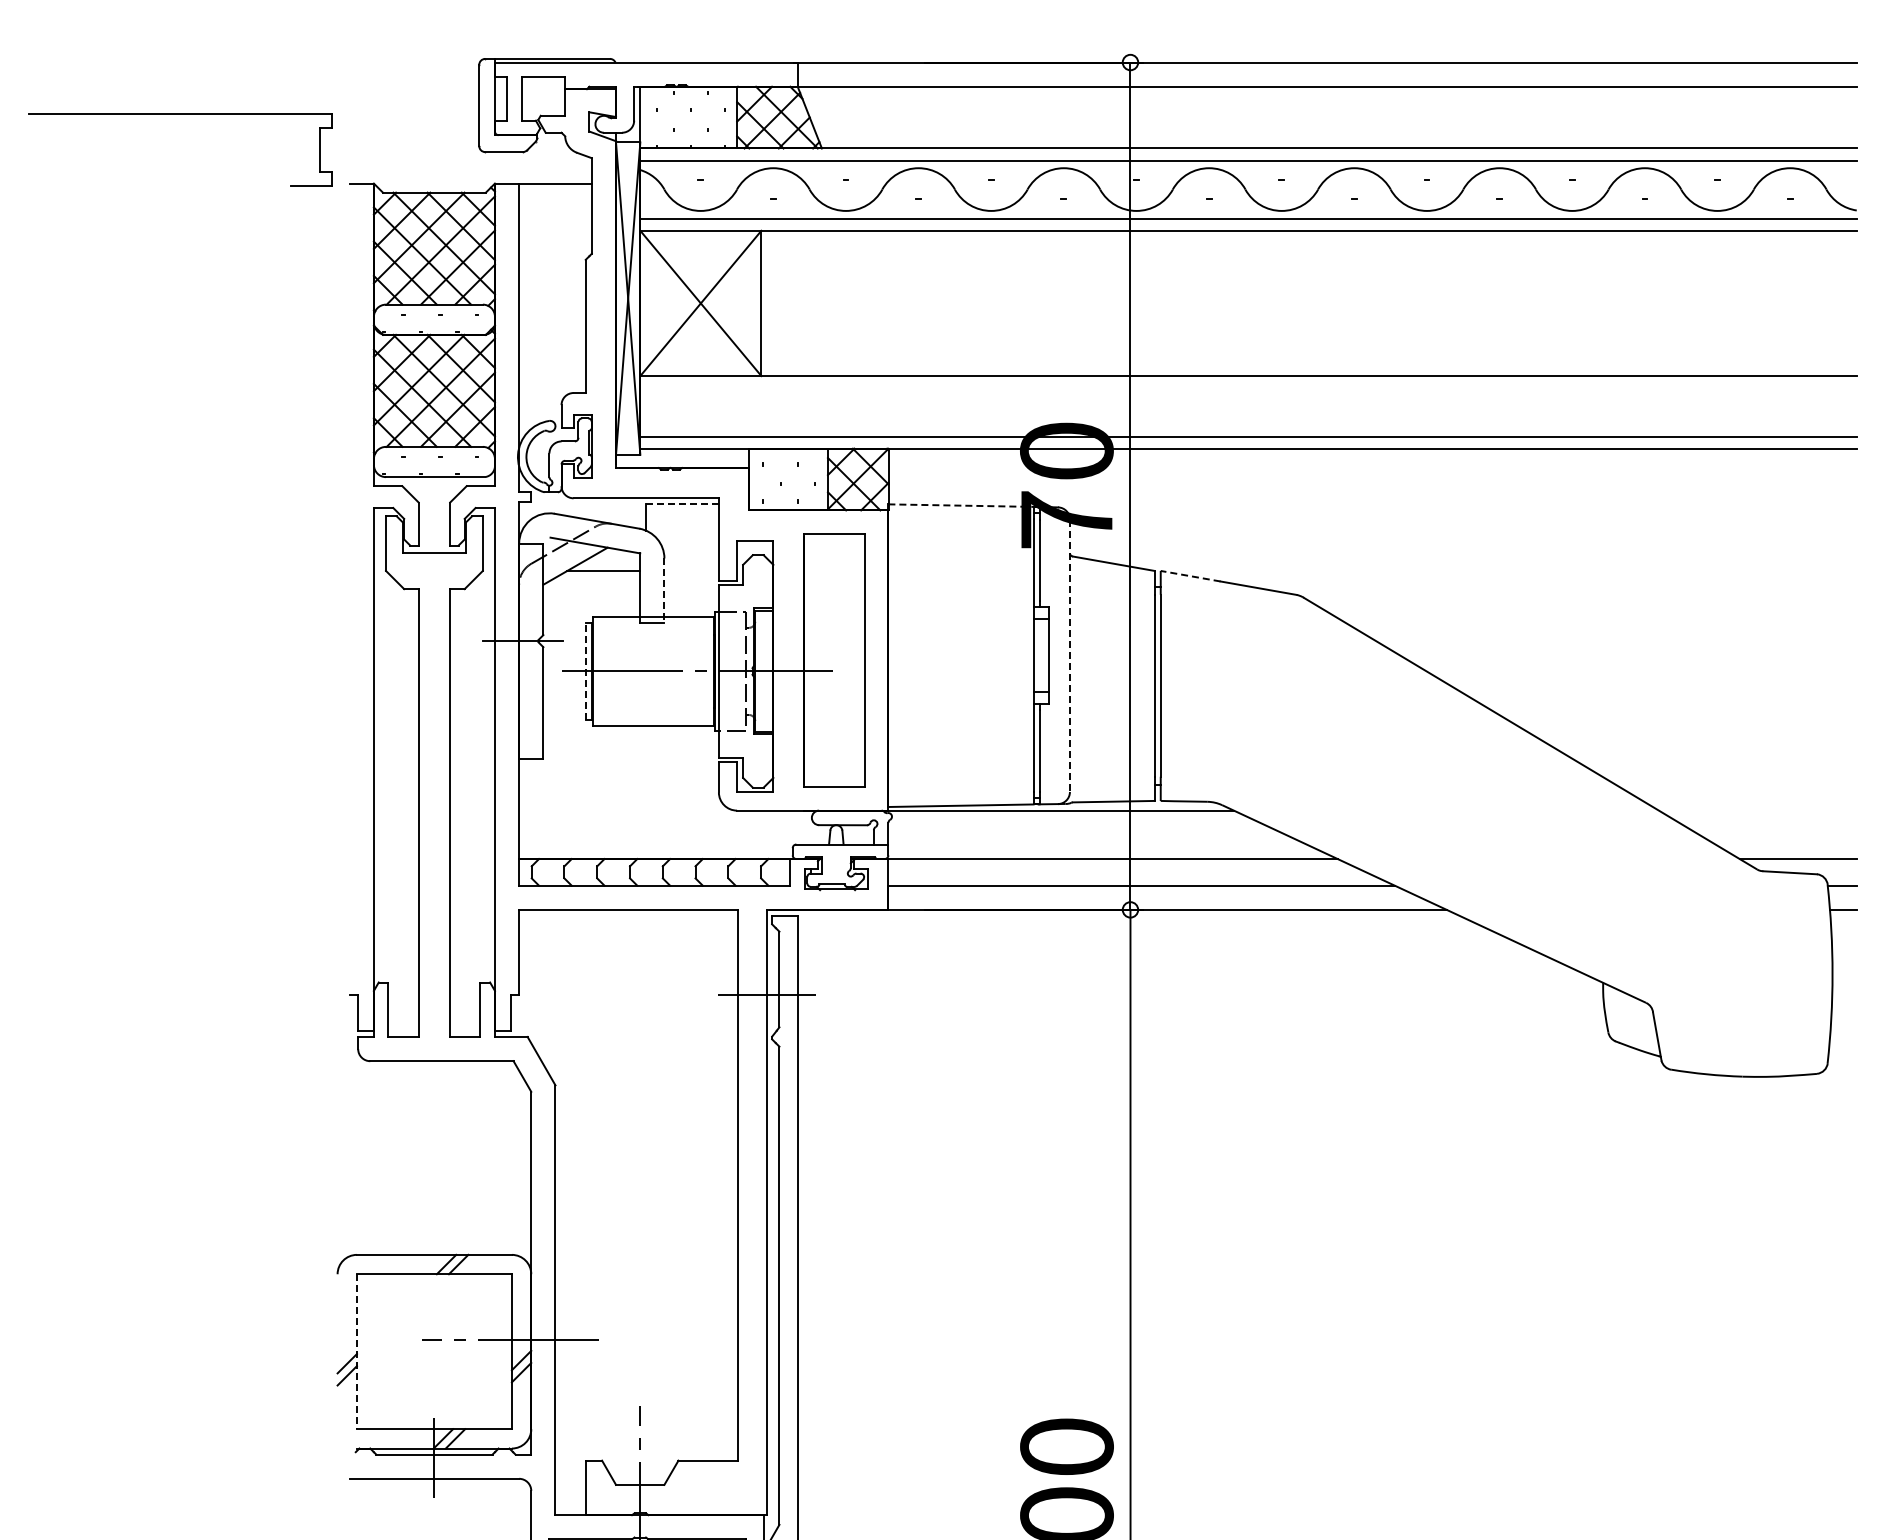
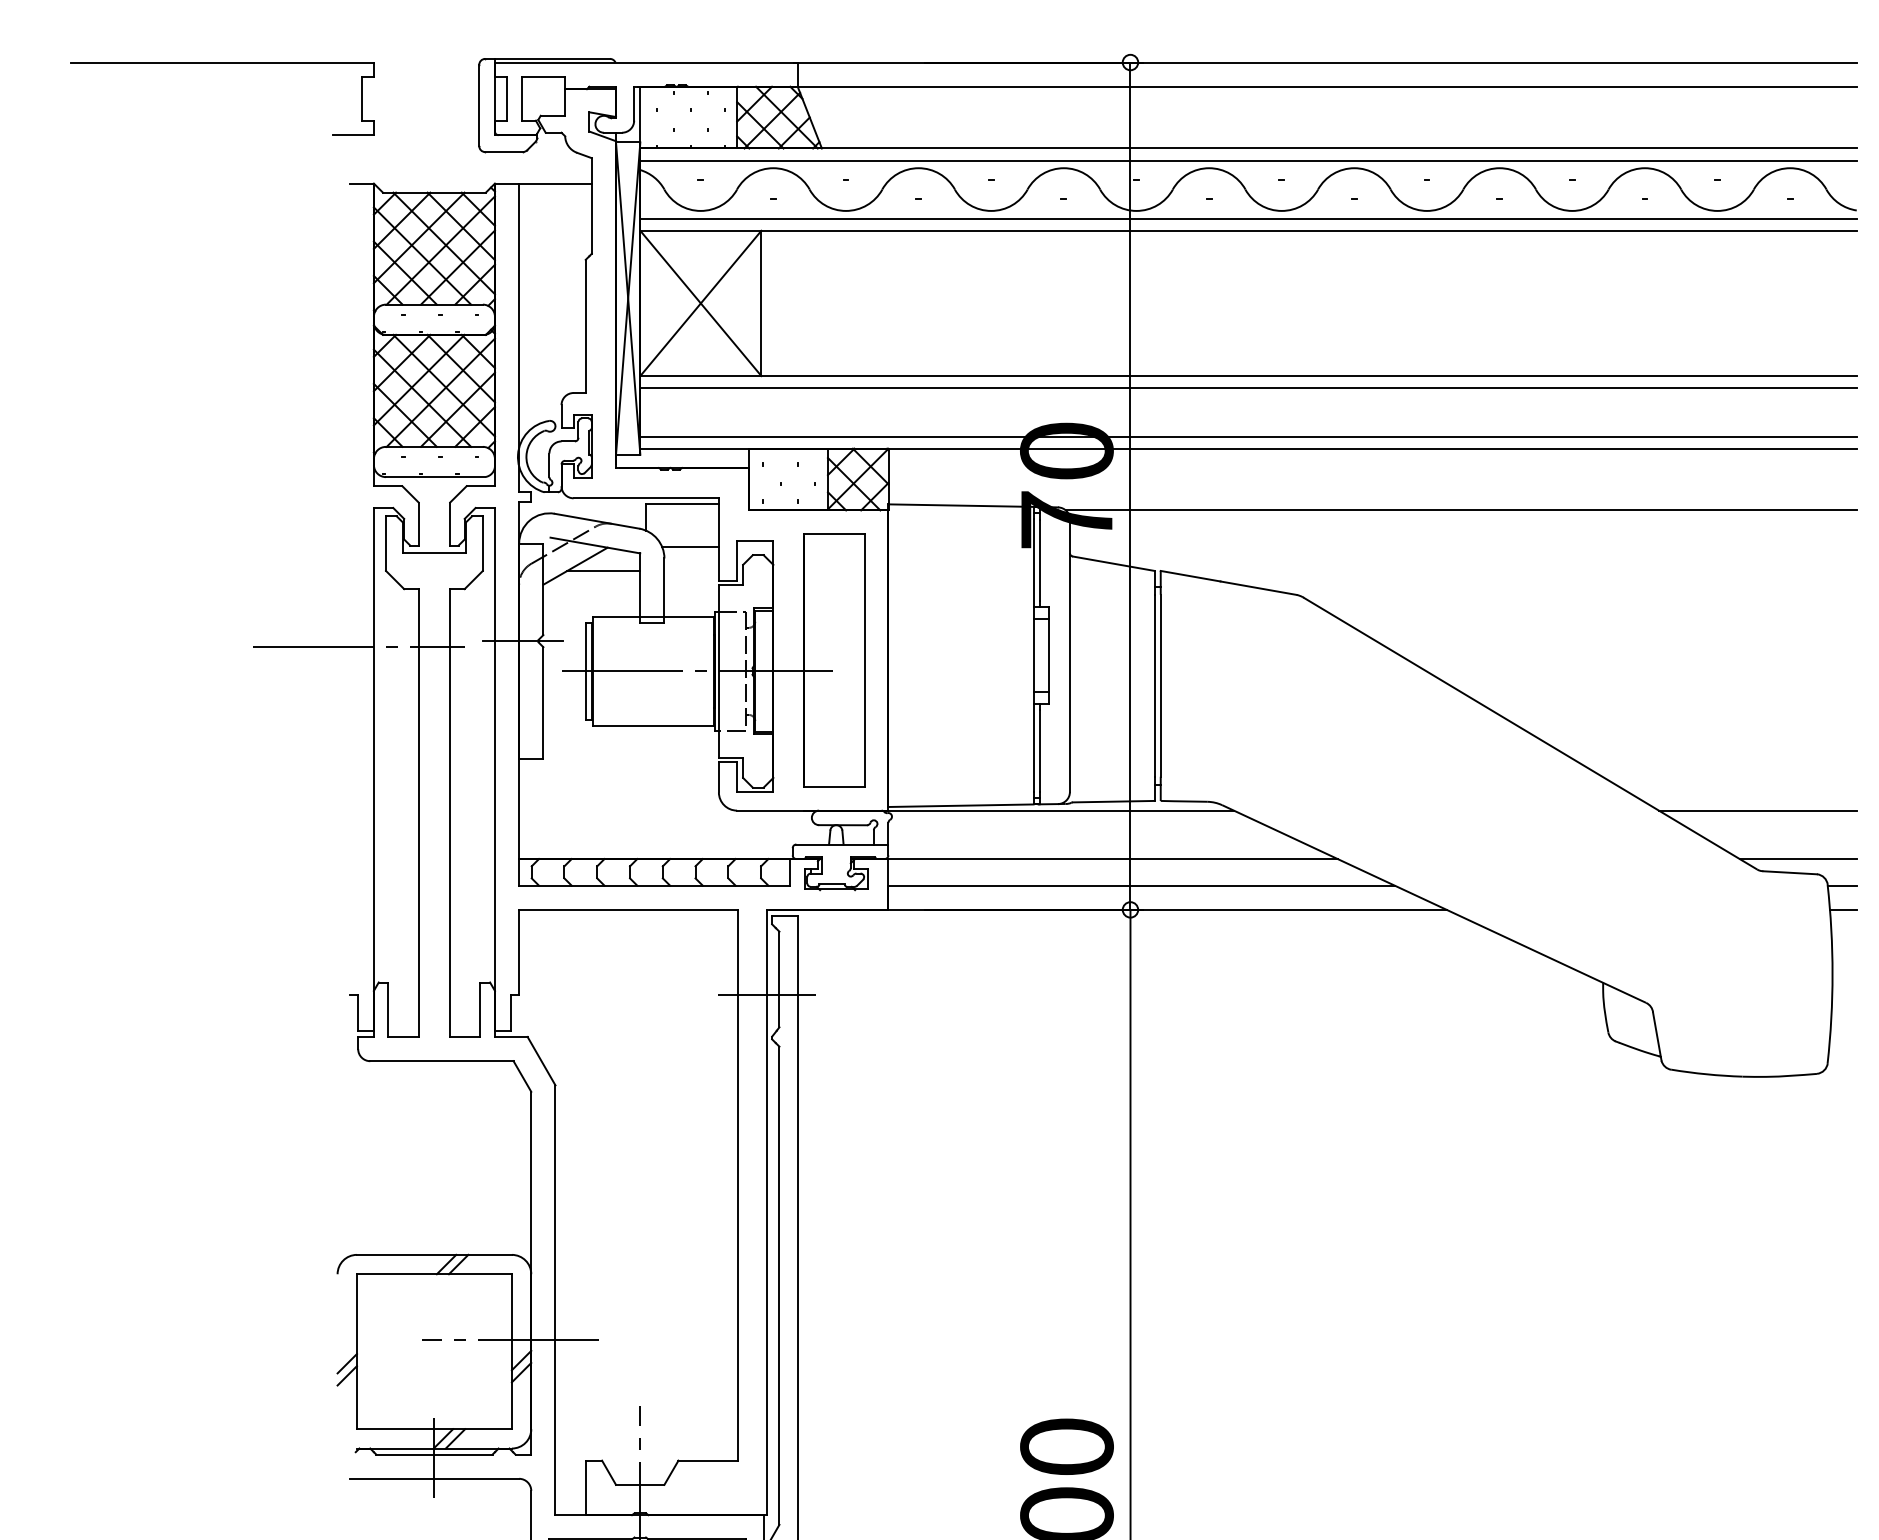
part position: (180, 114) -> (222, 63) (222, 63)
line: none -> present (1248, 388)
line: dashed -> solid (682, 504)
line: dashed -> solid (961, 505)
line: none -> present (1460, 510)
line: none -> present (690, 546)
line: dashed -> solid (1190, 576)
line: dashed -> solid (664, 591)
line: none -> present (358, 647)
line: dashed -> solid (1069, 655)
line: dashed -> solid (585, 670)
line: none -> present (1757, 810)
line: dashed -> solid (356, 1352)
